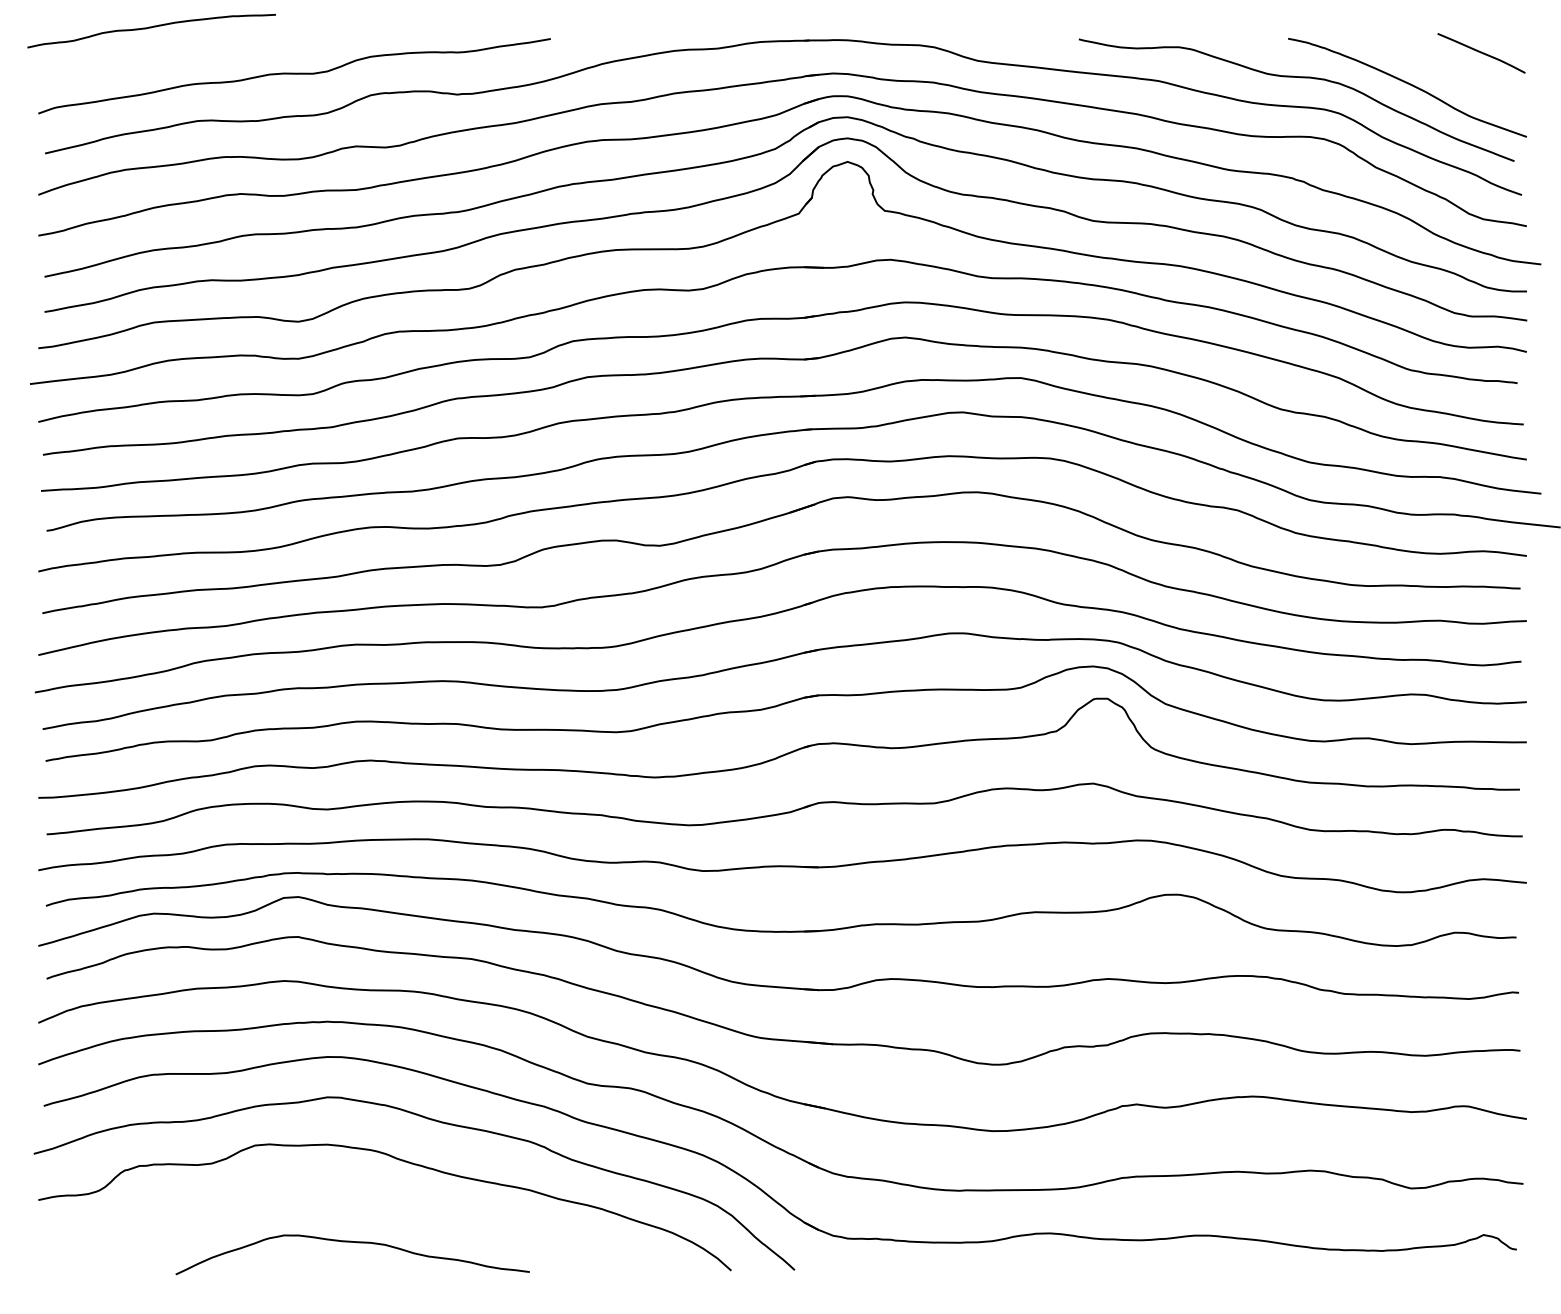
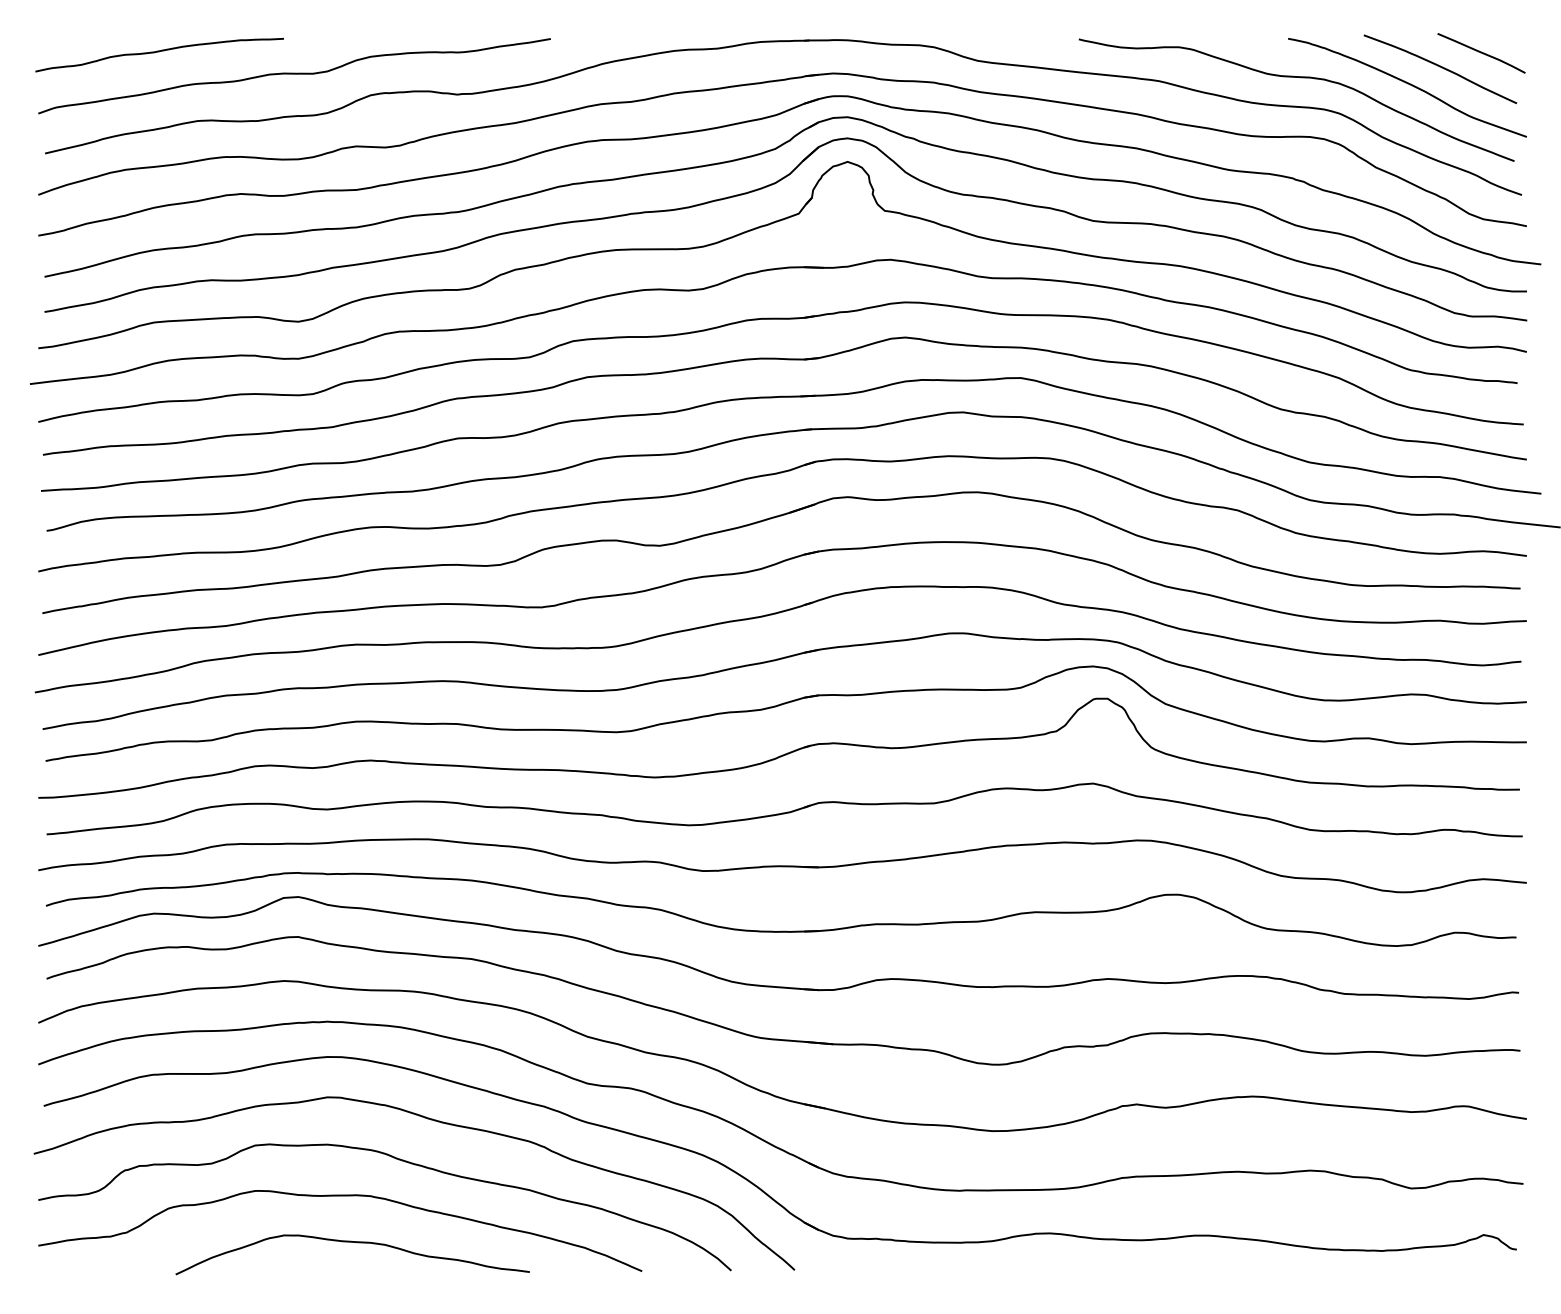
curve position: (151, 28) -> (159, 52) (159, 52)
curve: none -> present (1441, 68)
curve: none -> present (340, 1196)
